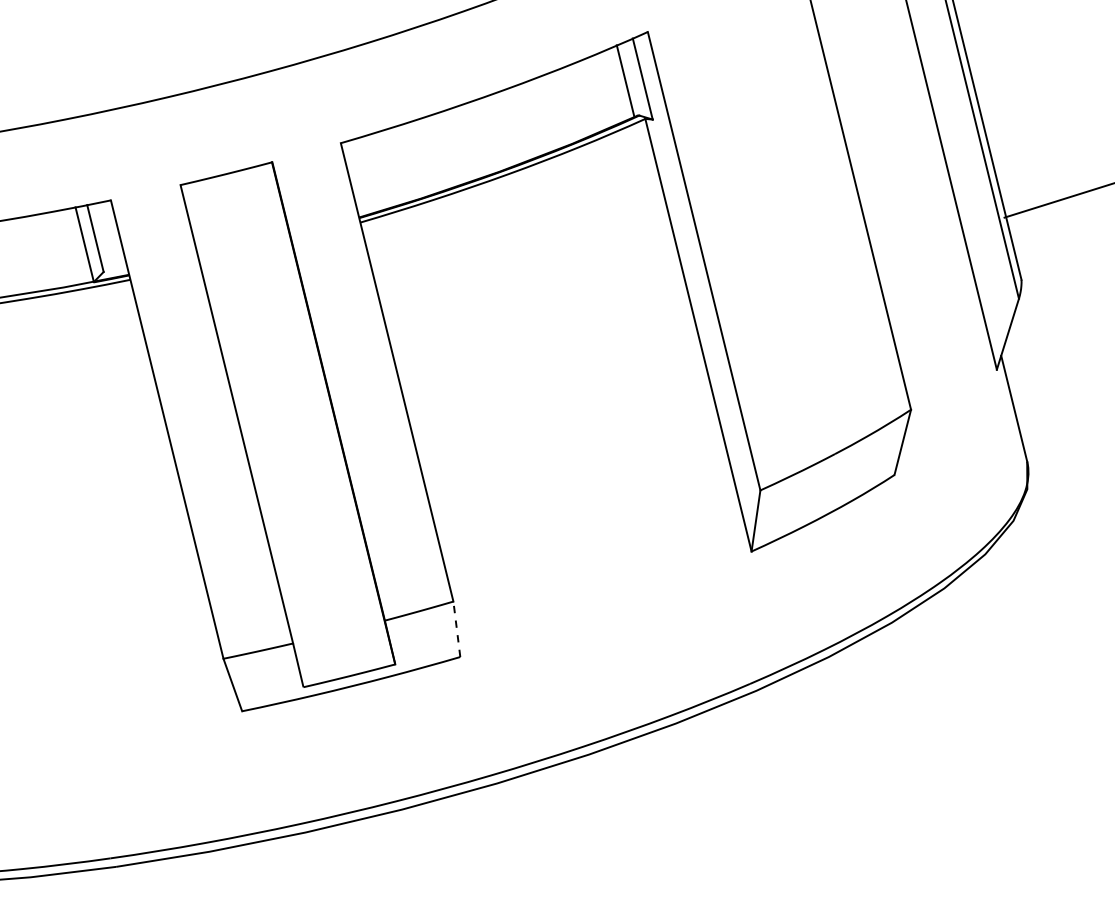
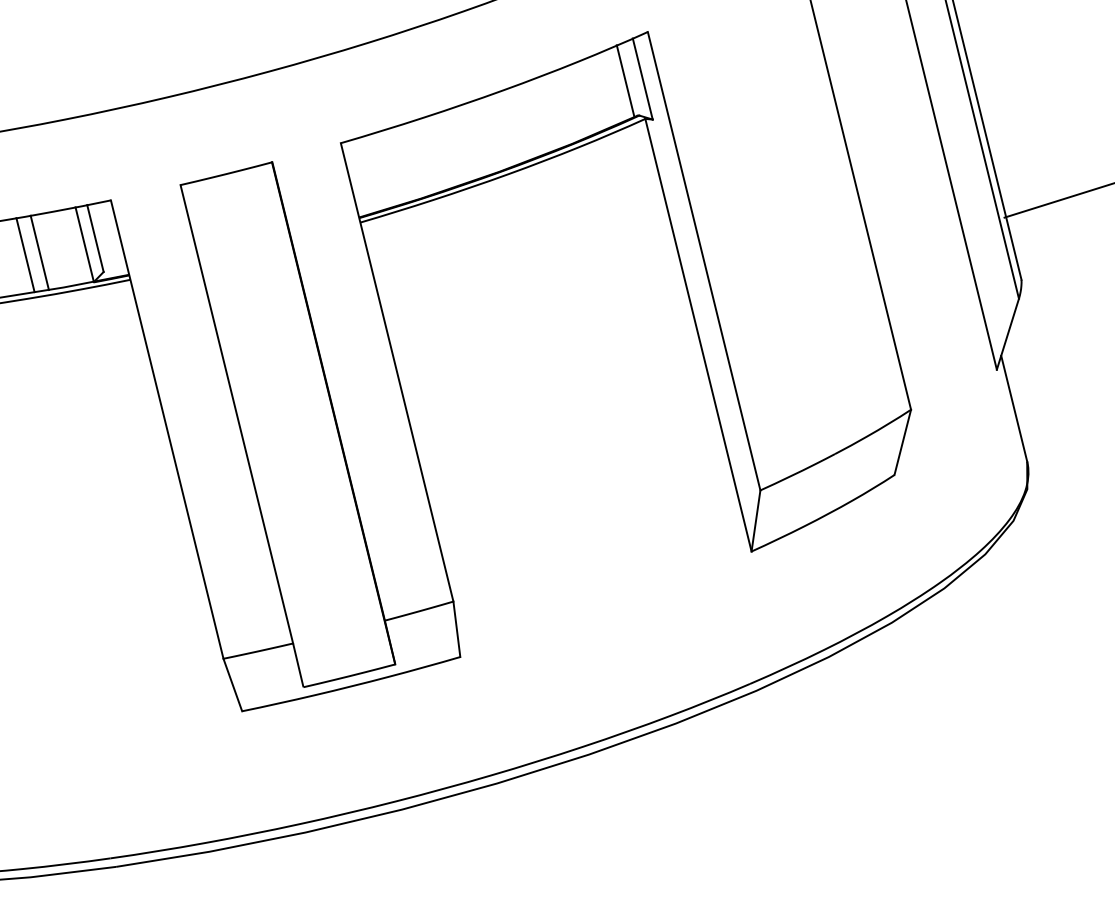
line: none -> present (39, 252)
line: none -> present (25, 255)
line: dashed -> solid (456, 629)
